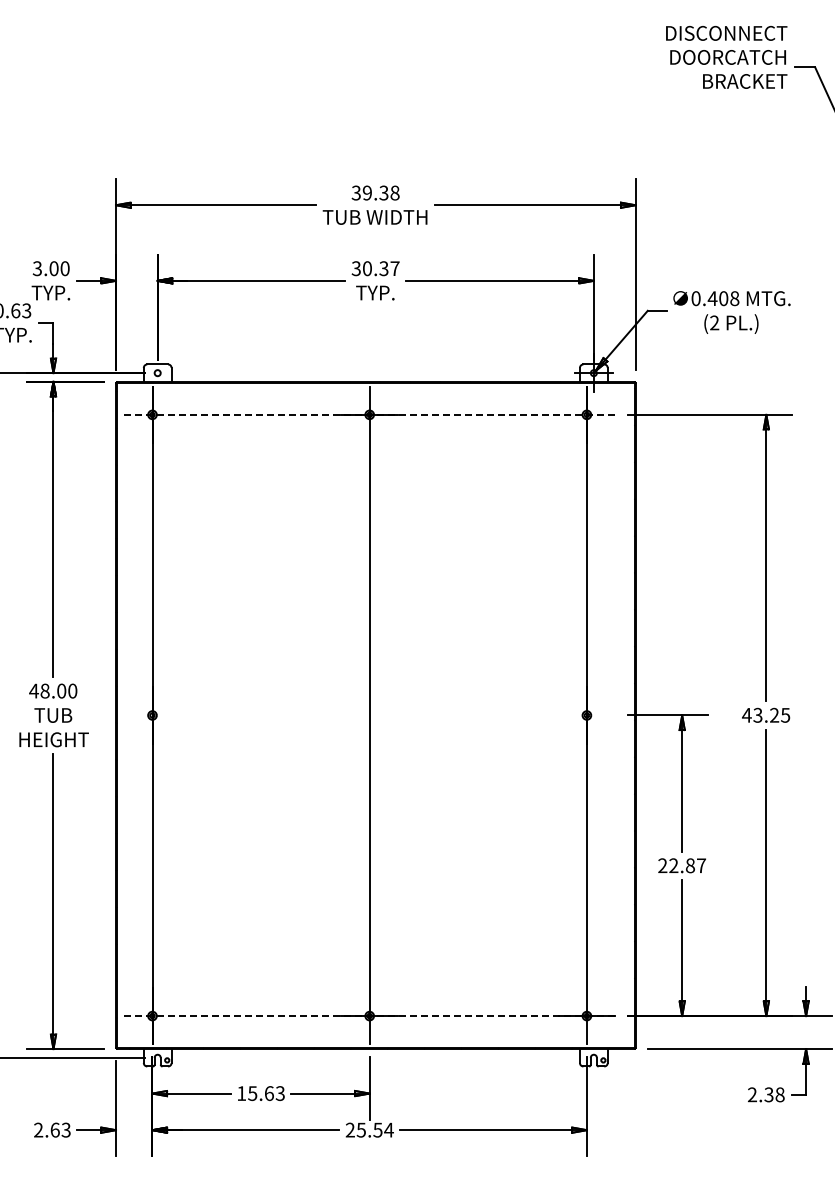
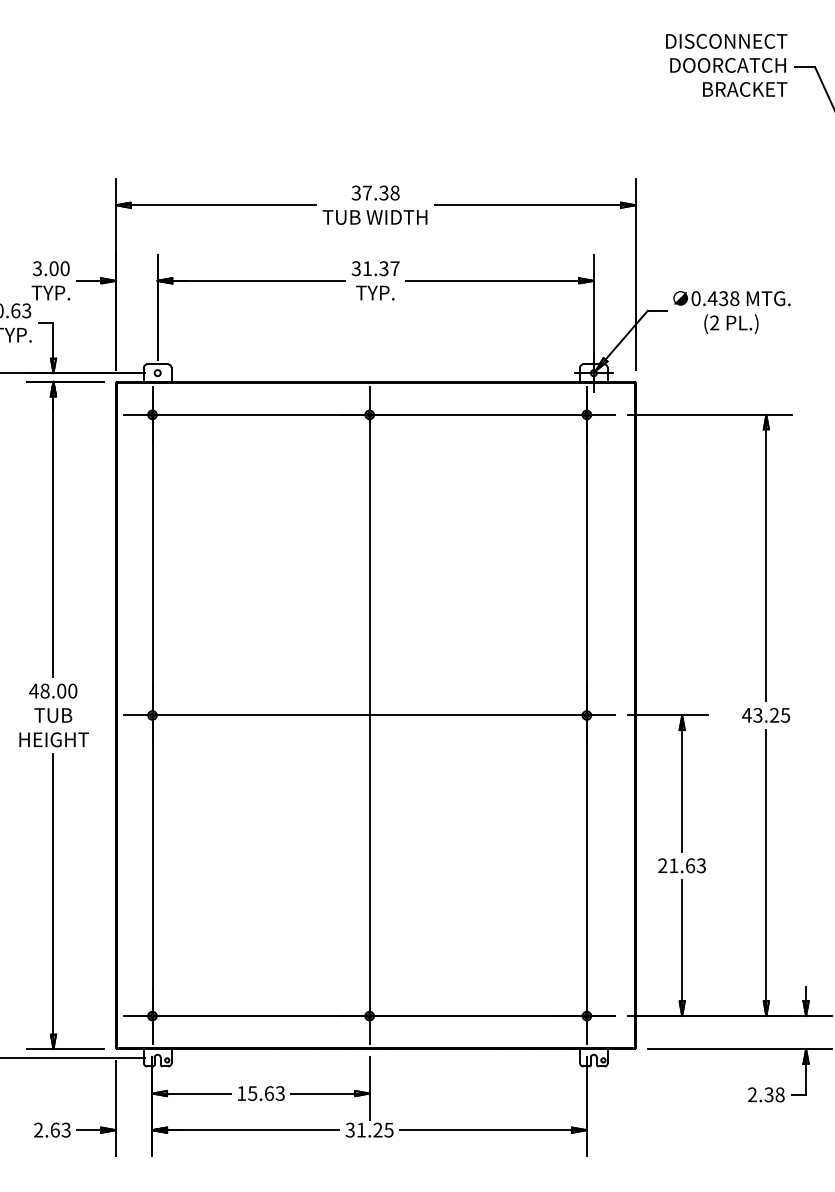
text position: (726, 57) -> (726, 65) (726, 65)
text: 39.38 -> 37.38 (366, 192)
text: 30.37 -> 31.37 (367, 268)
text: 0.408 -> 0.438 (723, 298)
line: dashed -> solid (369, 414)
line: none -> present (369, 715)
text: 22.87 -> 21.63 (687, 865)
line: dashed -> solid (369, 1016)
text: 25.54 -> 31.25 (369, 1129)
